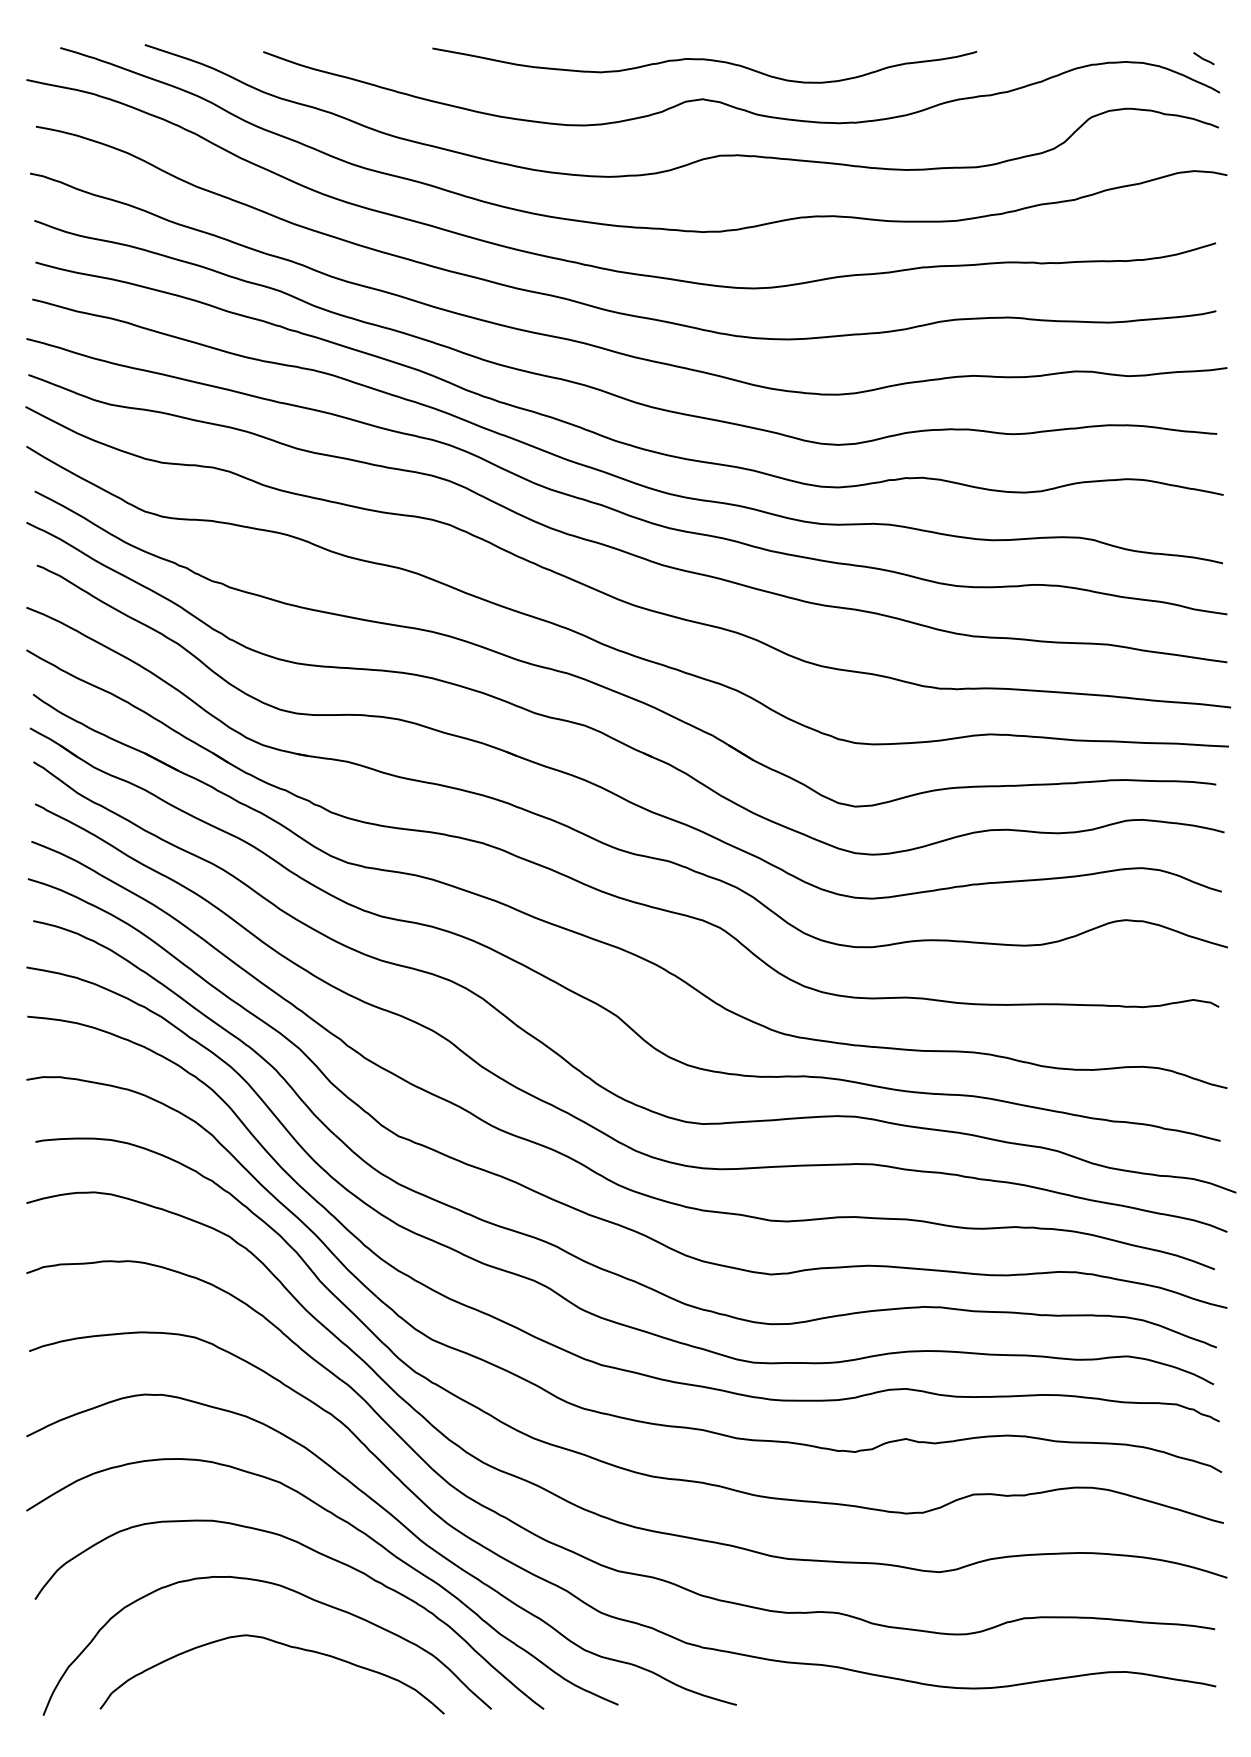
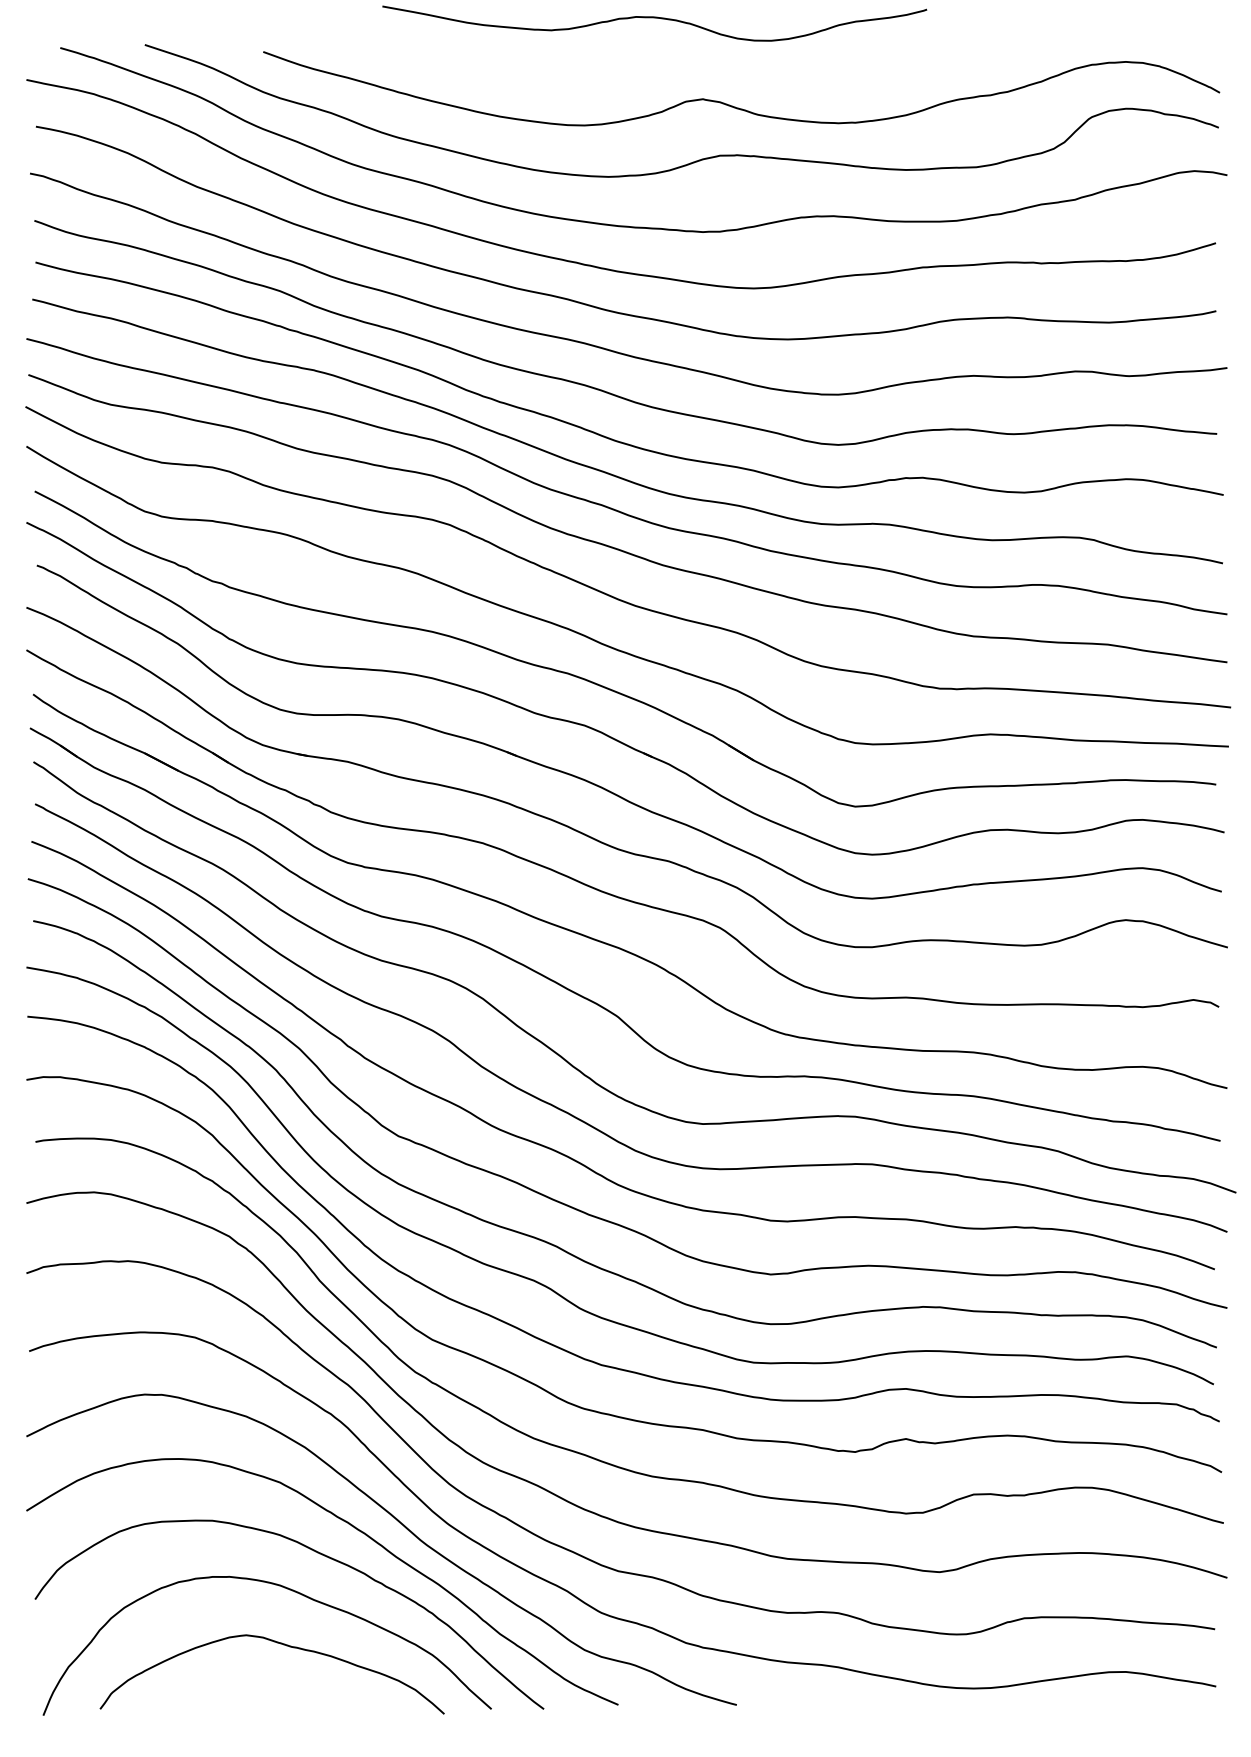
line: present -> none (1203, 58)
curve position: (704, 60) -> (654, 18) (654, 18)
